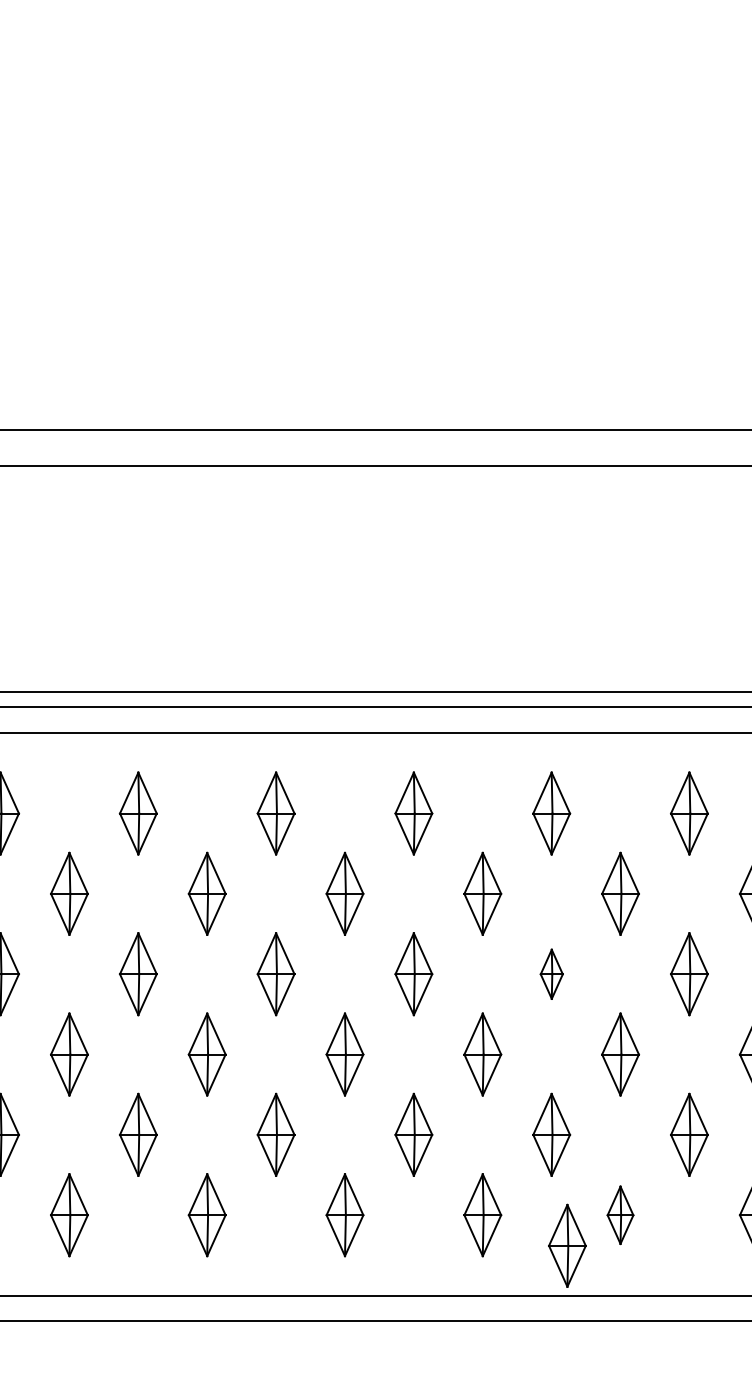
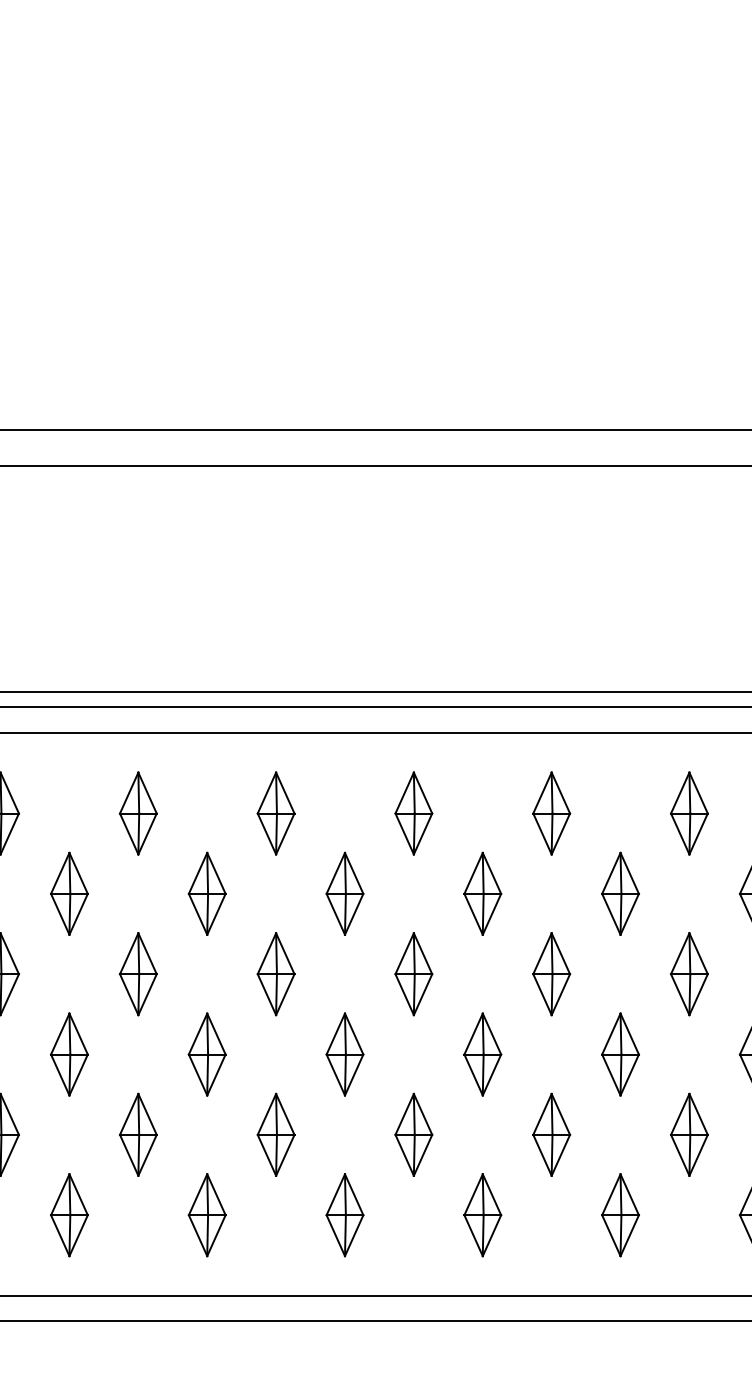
part size: 25x52 px -> 40x85 px (551, 974)
part size: 29x61 px -> 39x85 px (620, 1215)
part: present -> none (567, 1245)
